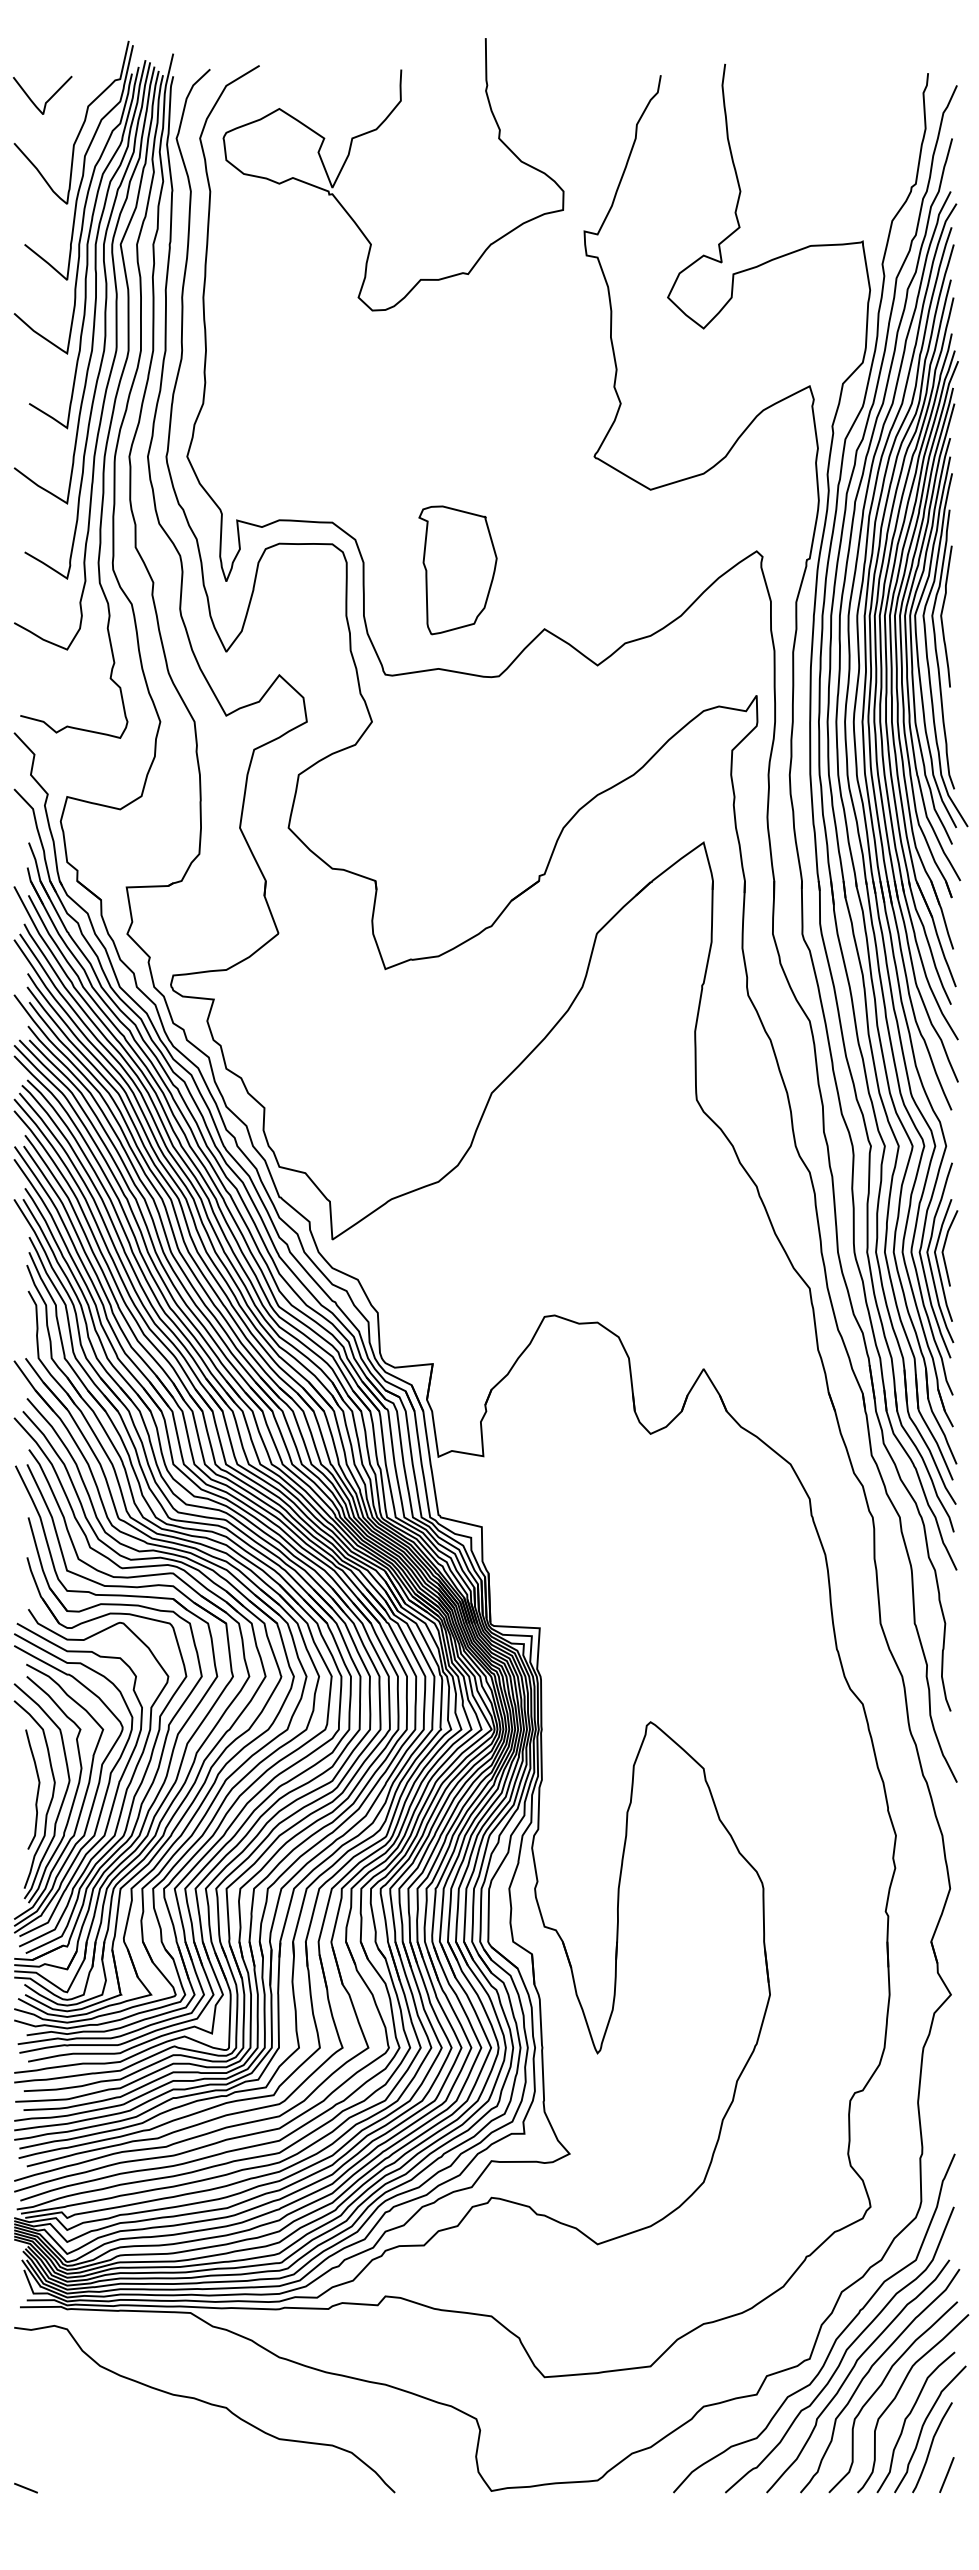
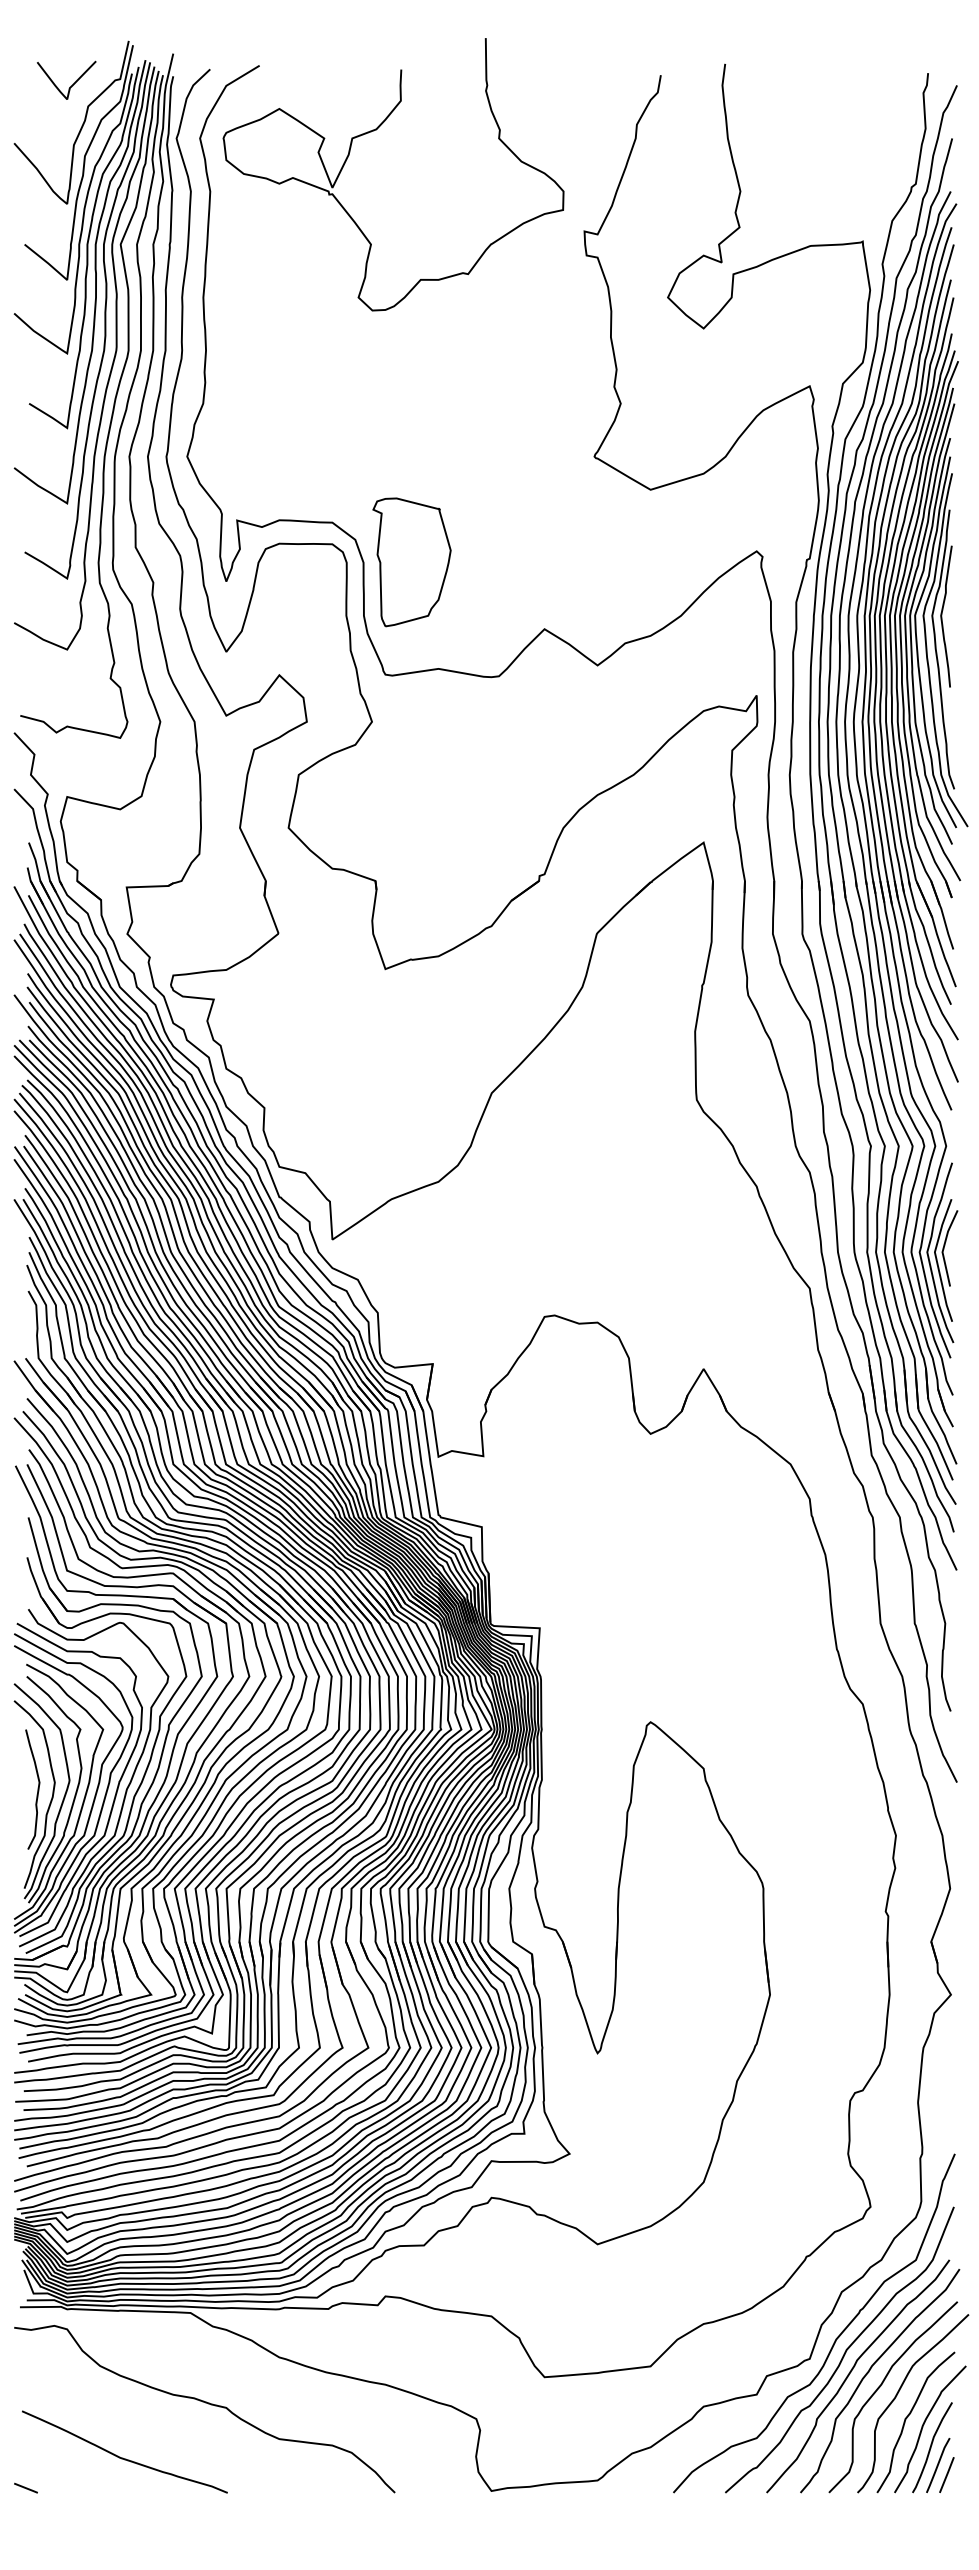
curve position: (48, 99) -> (72, 84) (72, 84)
part position: (457, 570) -> (411, 562) (411, 562)
curve: none -> present (123, 2457)
line: none -> present (938, 2465)
